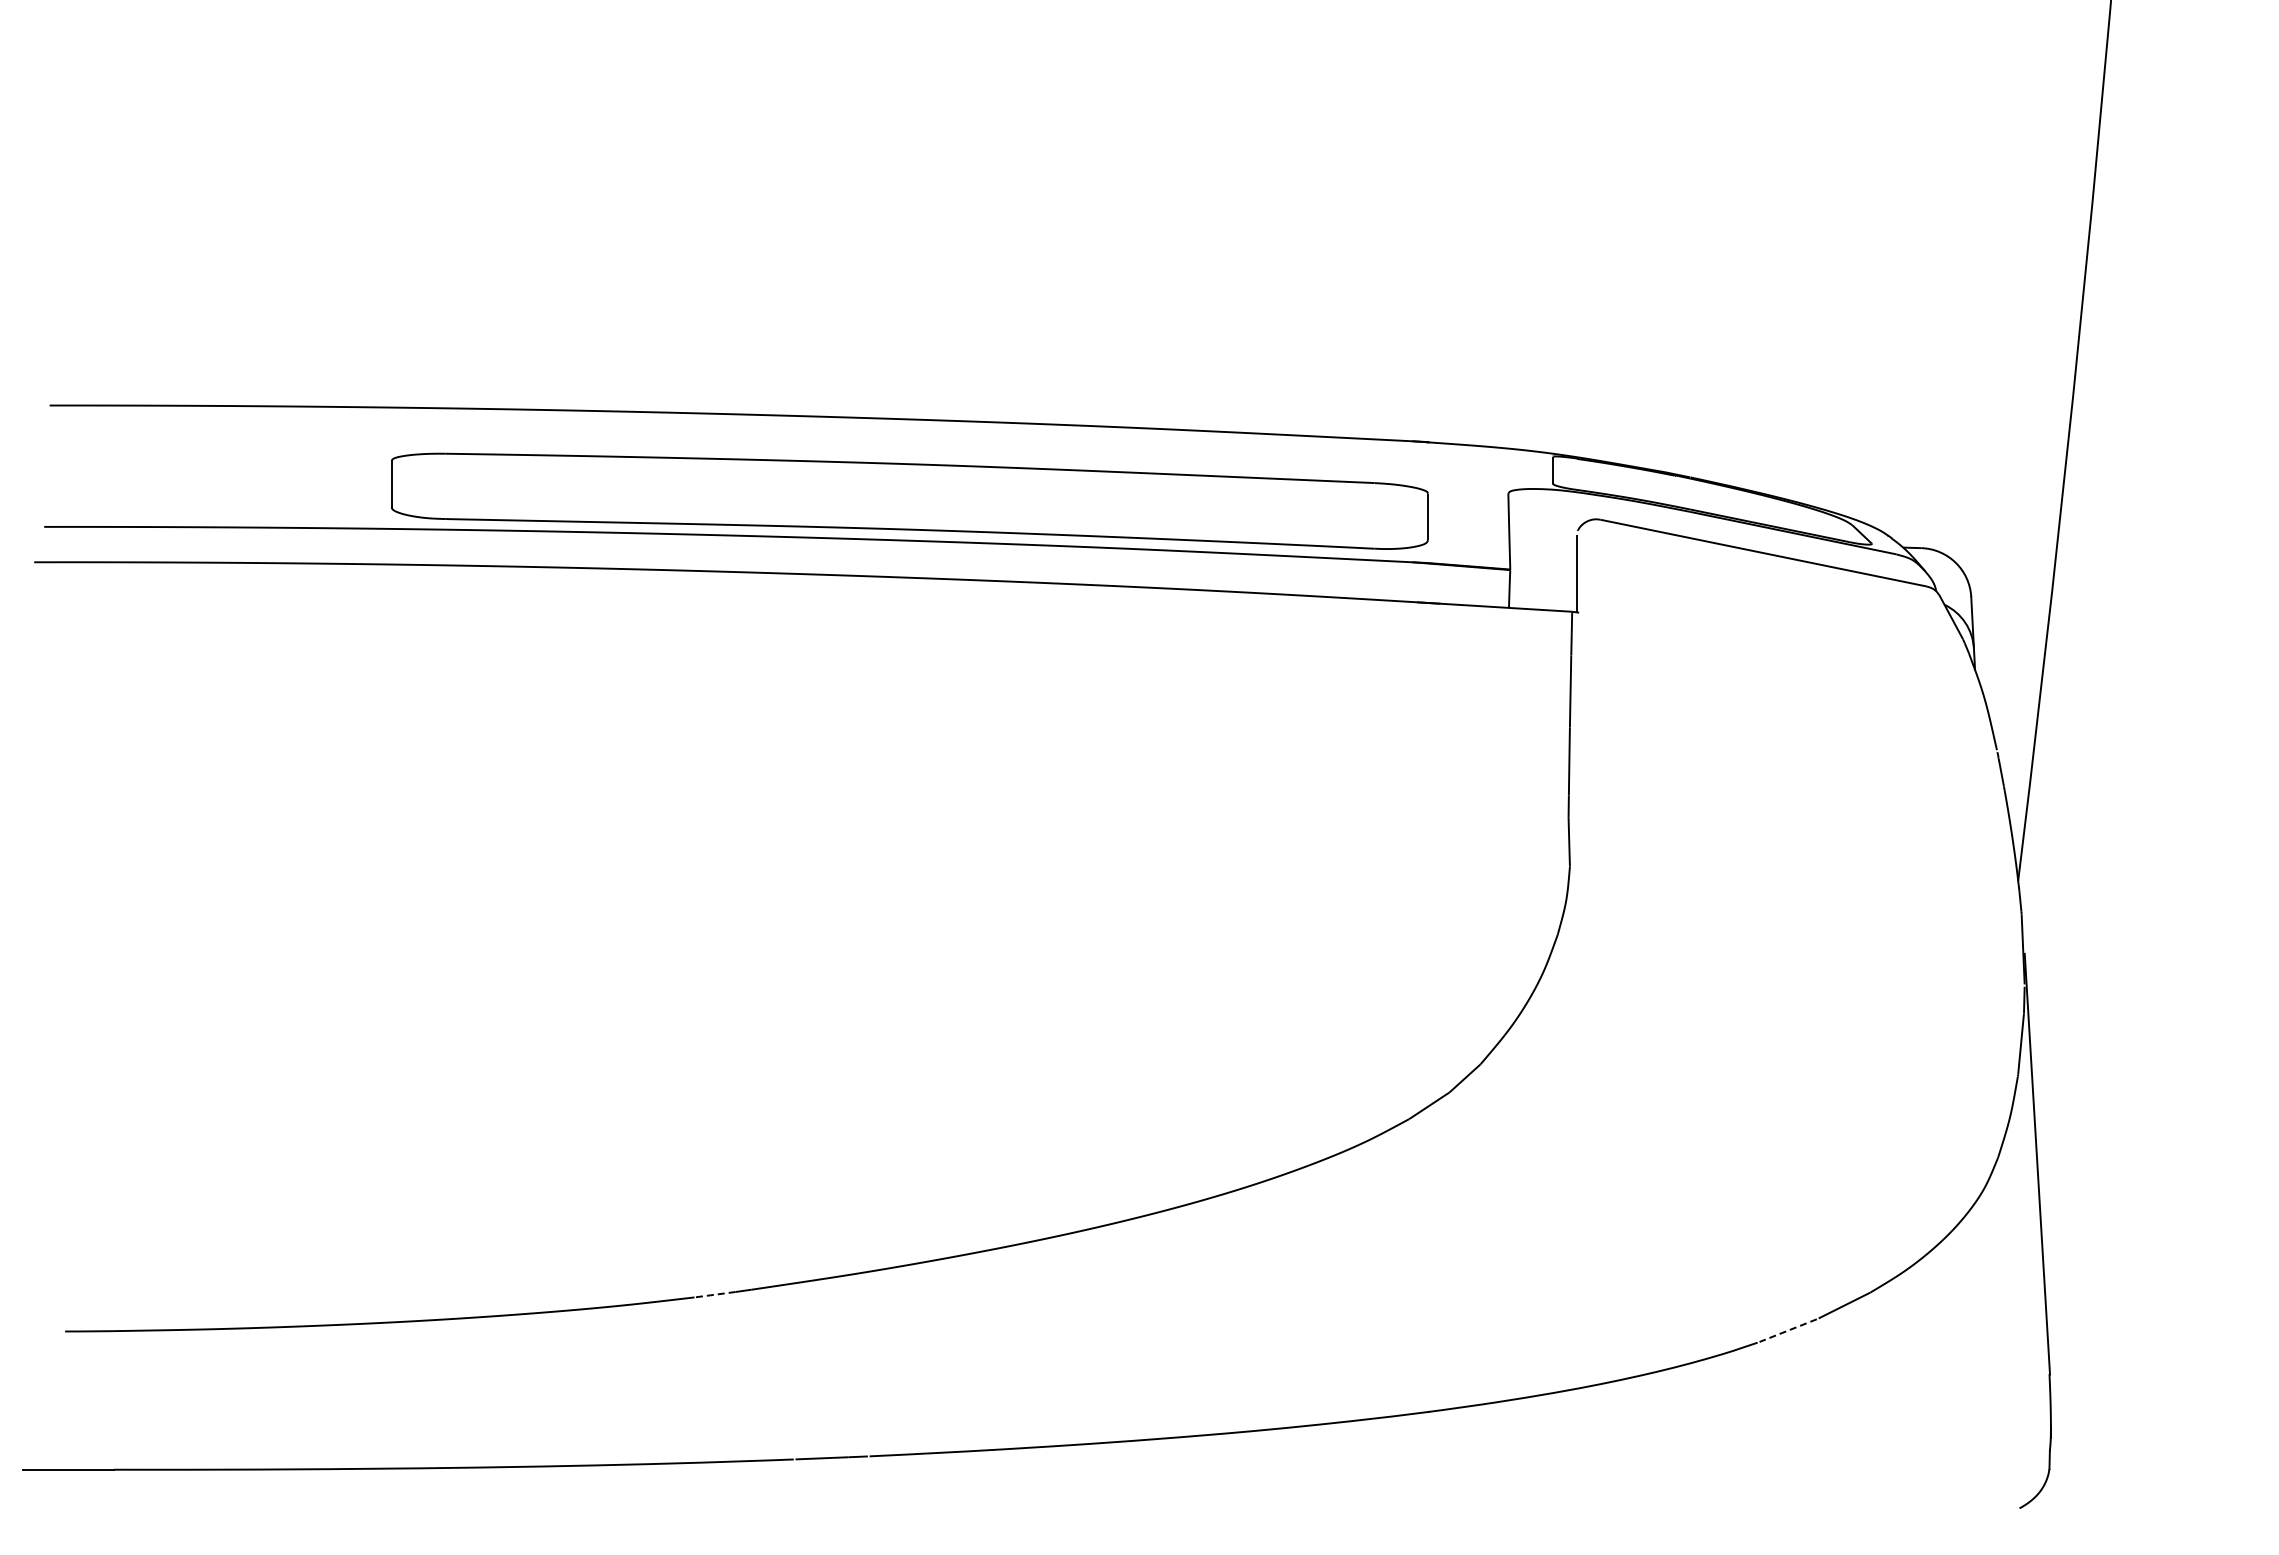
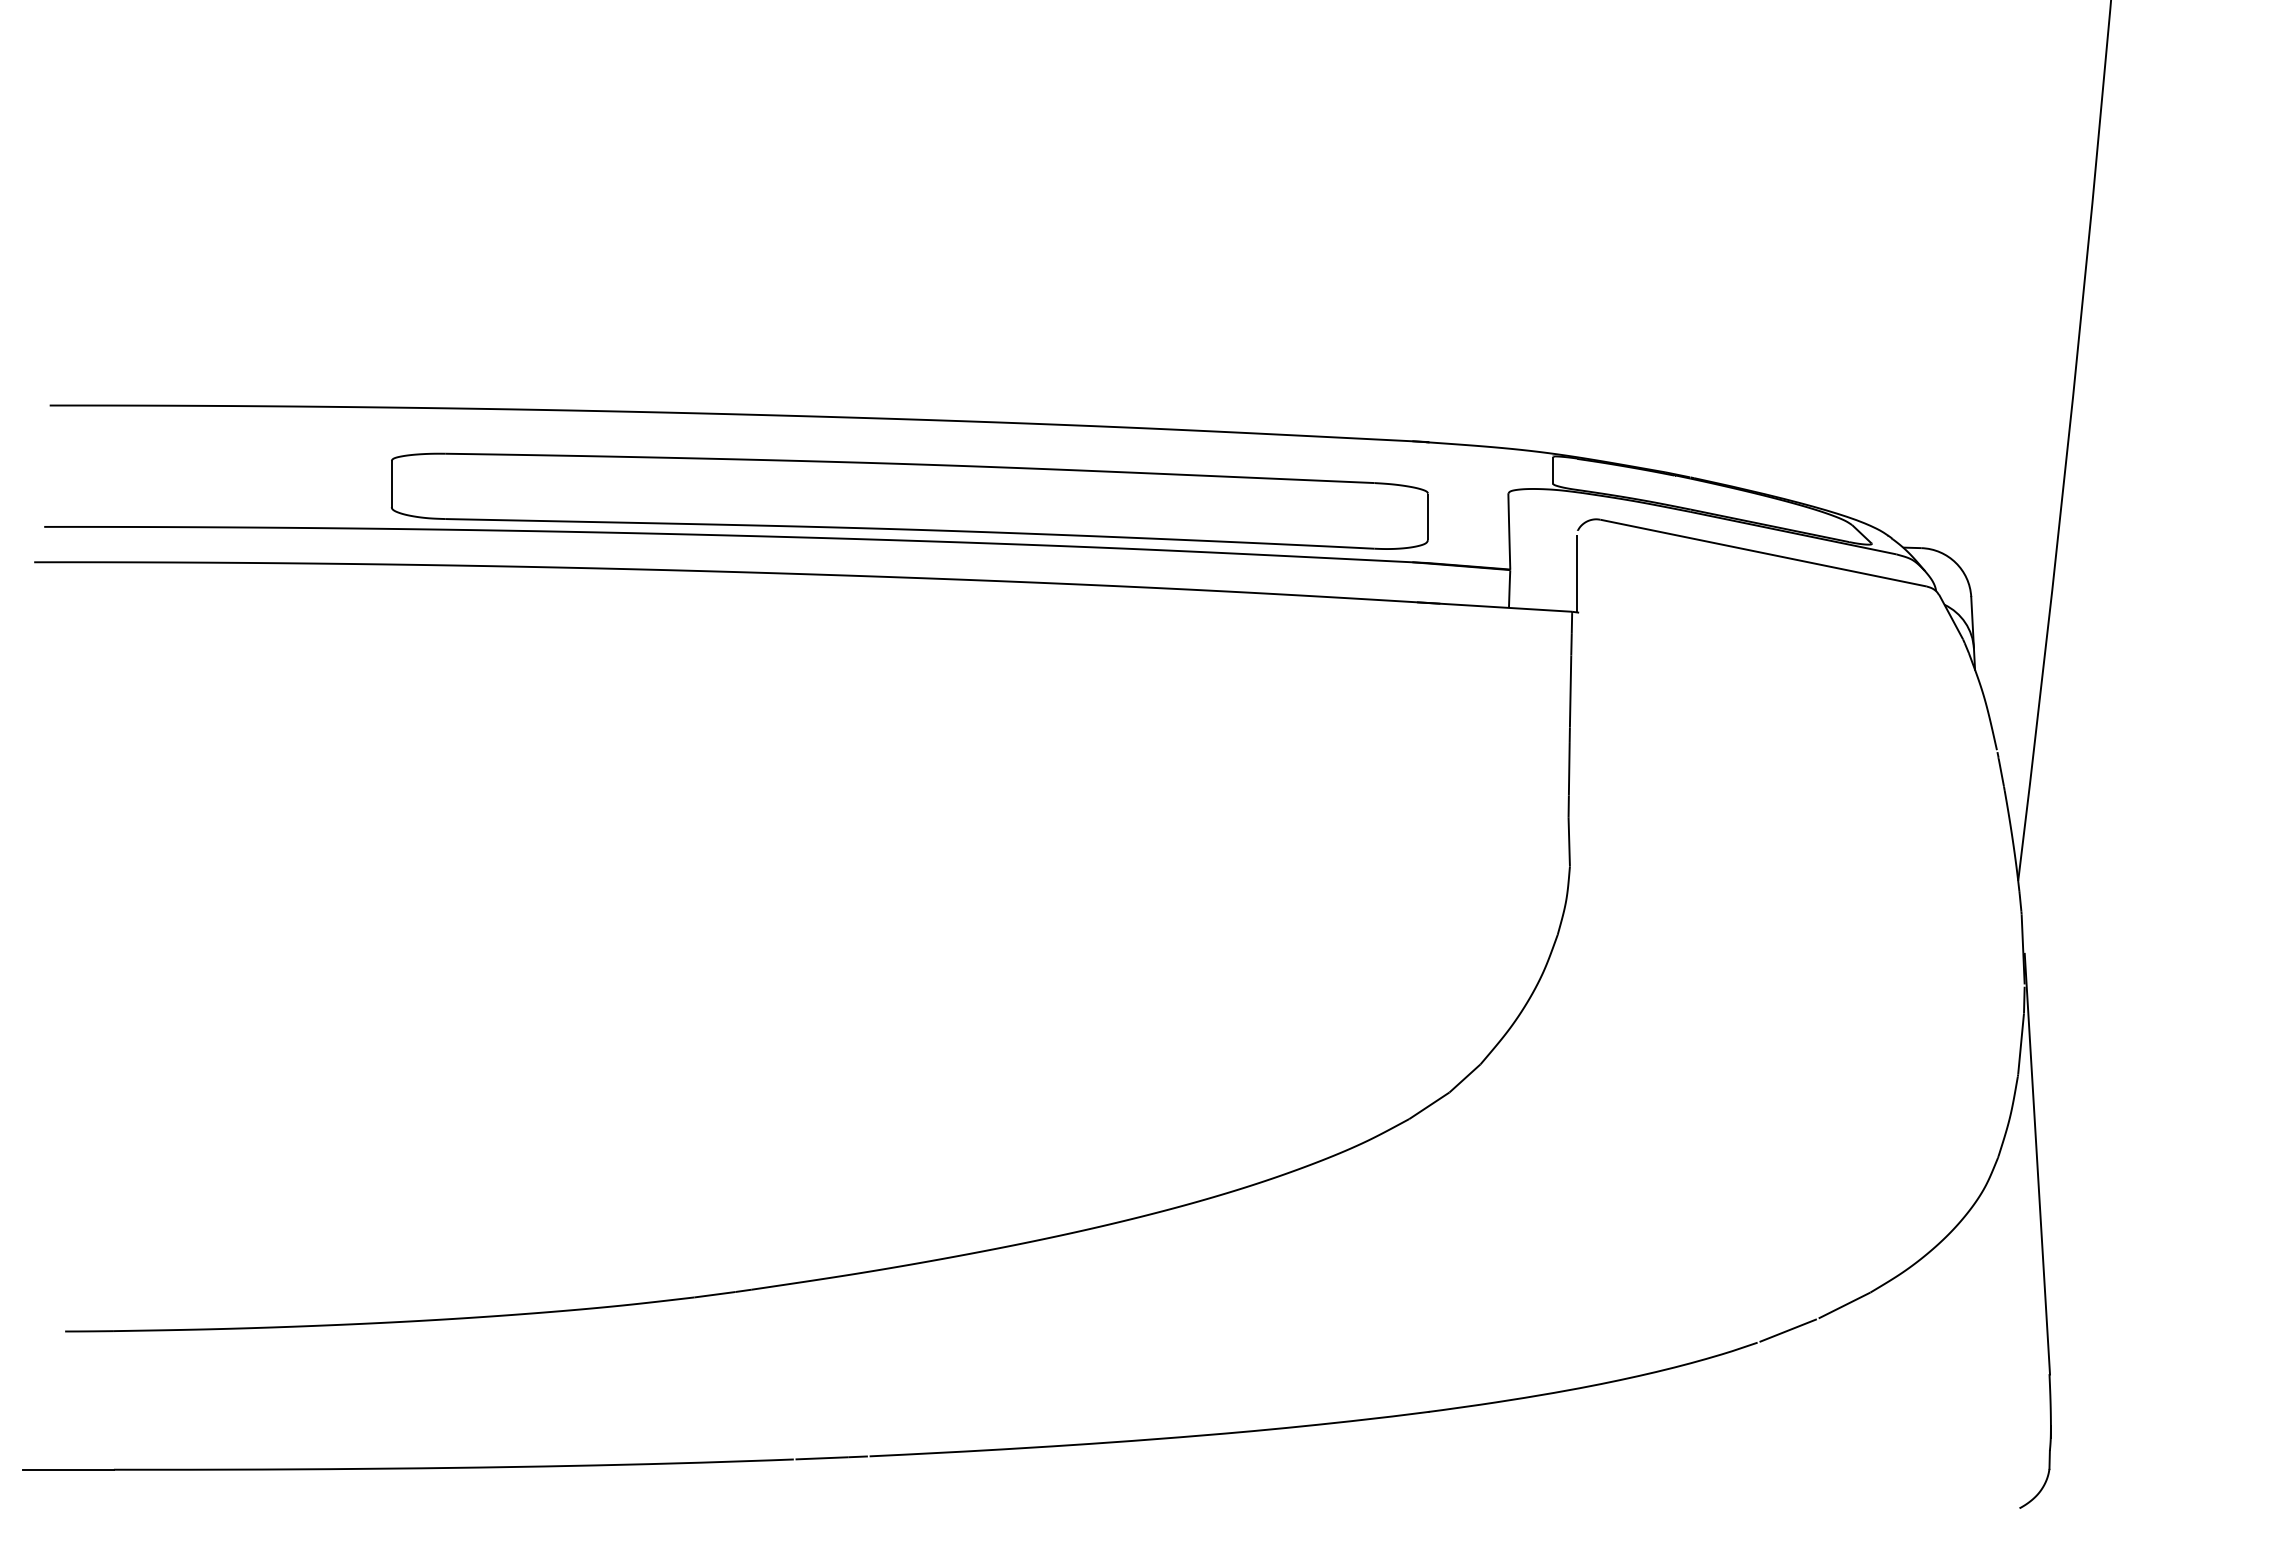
line: dashed -> solid (715, 1294)
line: dashed -> solid (1788, 1330)
